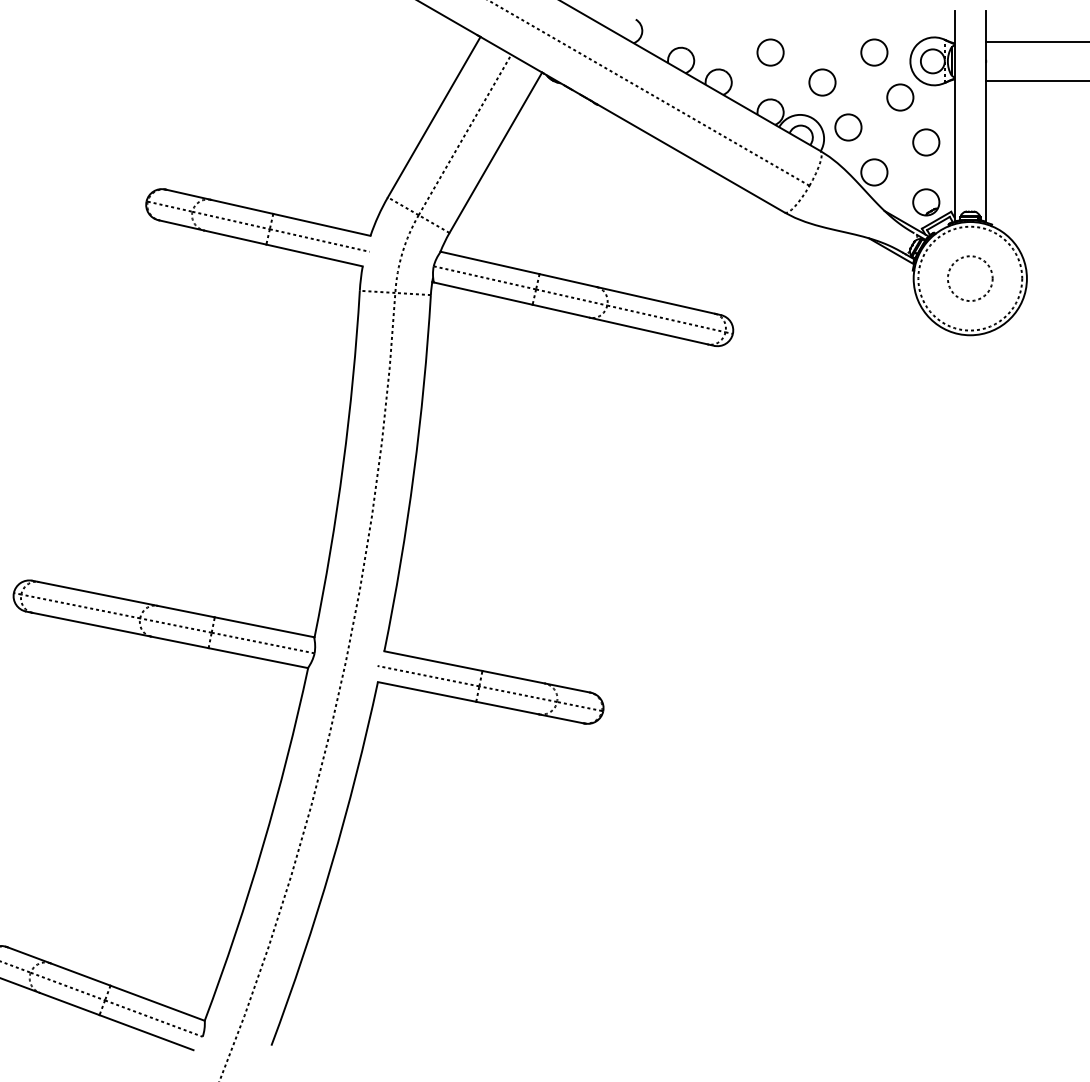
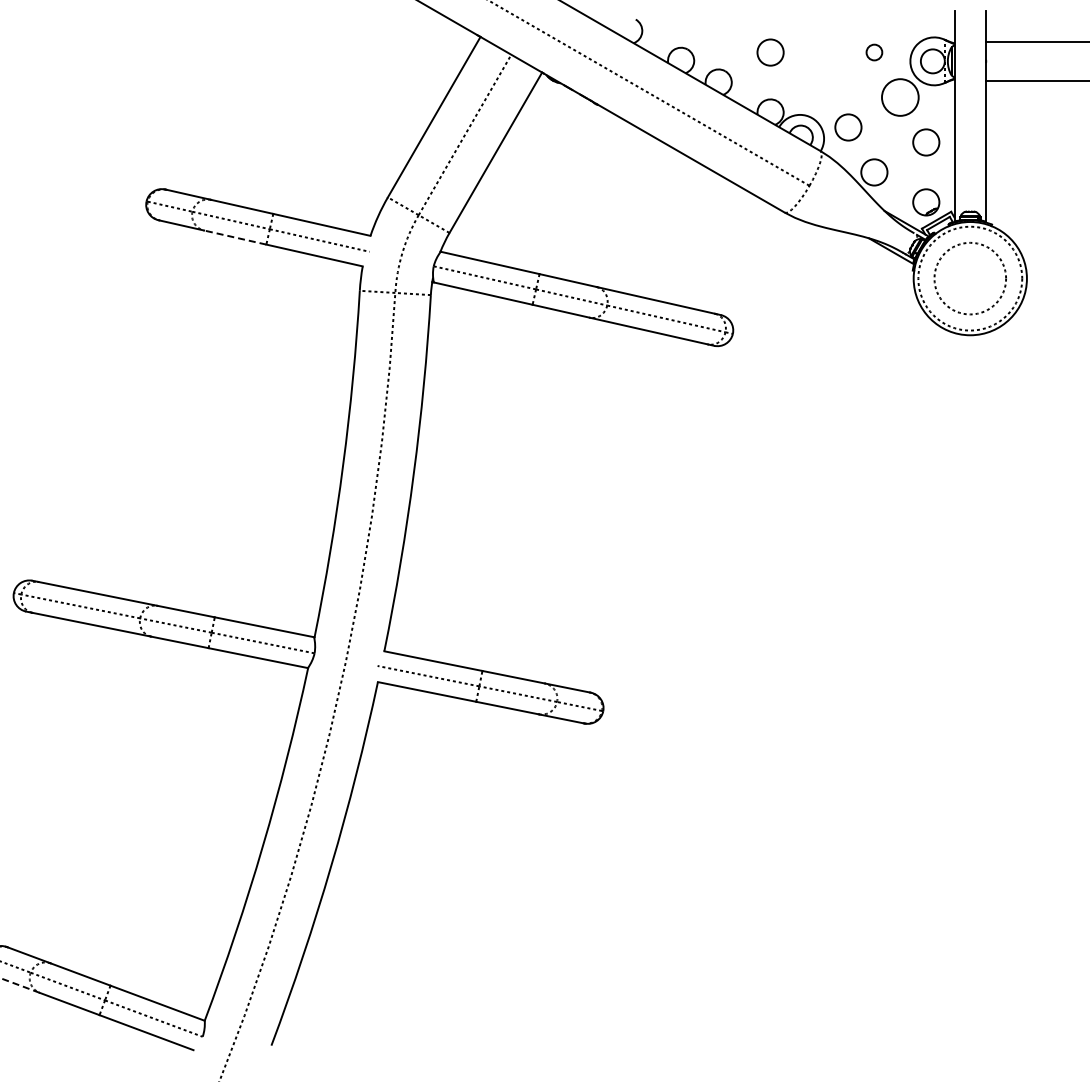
circle size: 29x29 px -> 19x19 px (874, 52)
circle: present -> none (822, 82)
circle diameter: 26 px -> 37 px (900, 97)
line: solid -> dashed (235, 237)
circle diameter: 45 px -> 72 px (970, 278)
line: solid -> dashed (20, 985)
